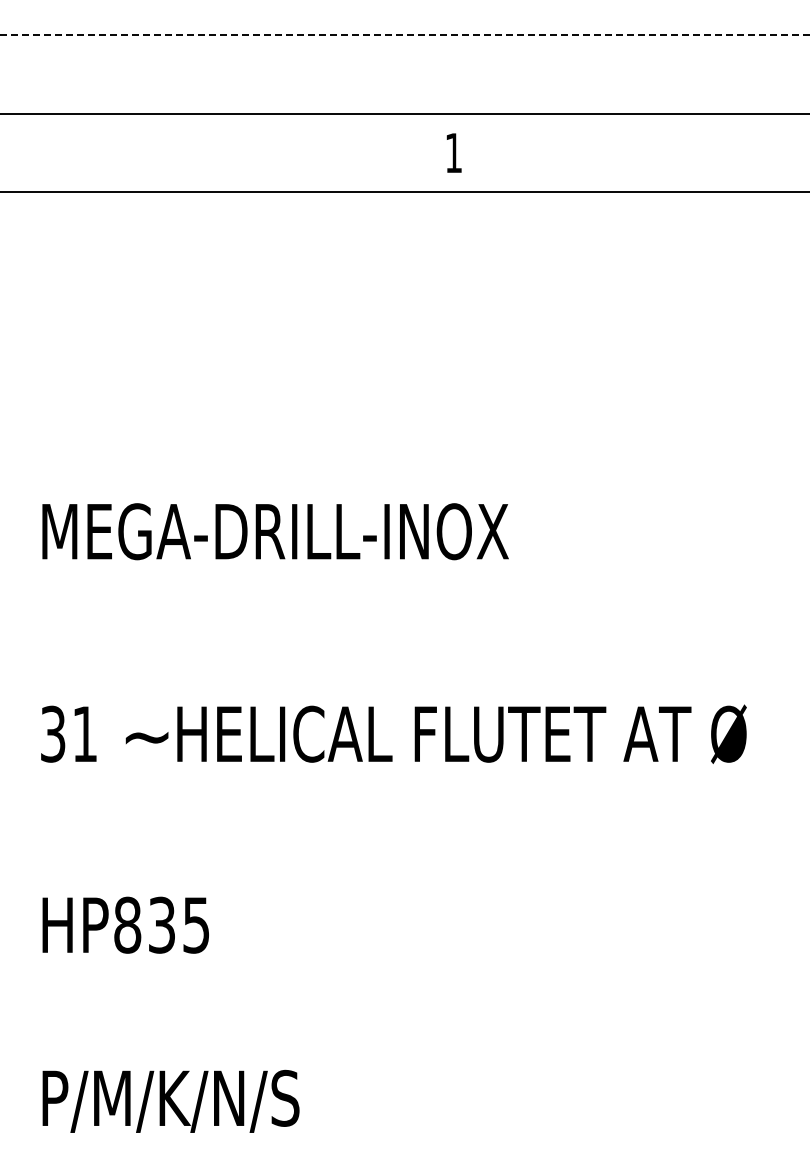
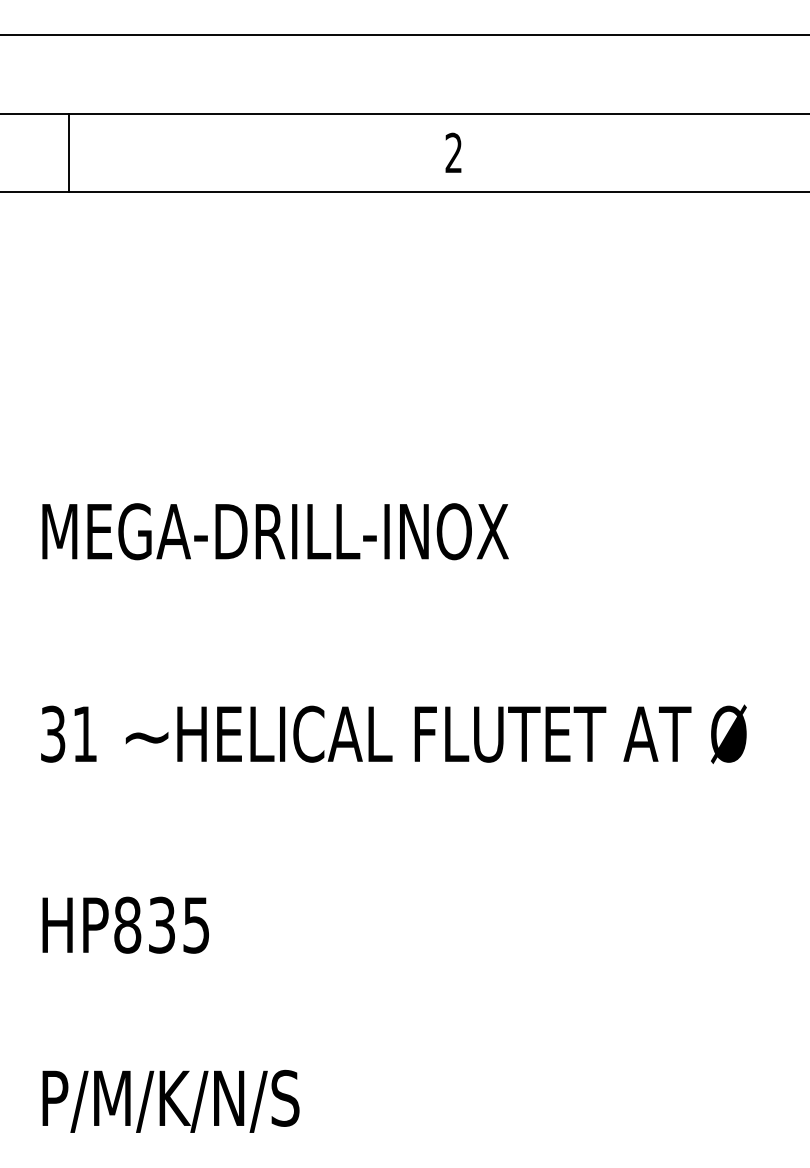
line: dashed -> solid (405, 35)
line: none -> present (68, 152)
text: 1 -> 2 (453, 152)
